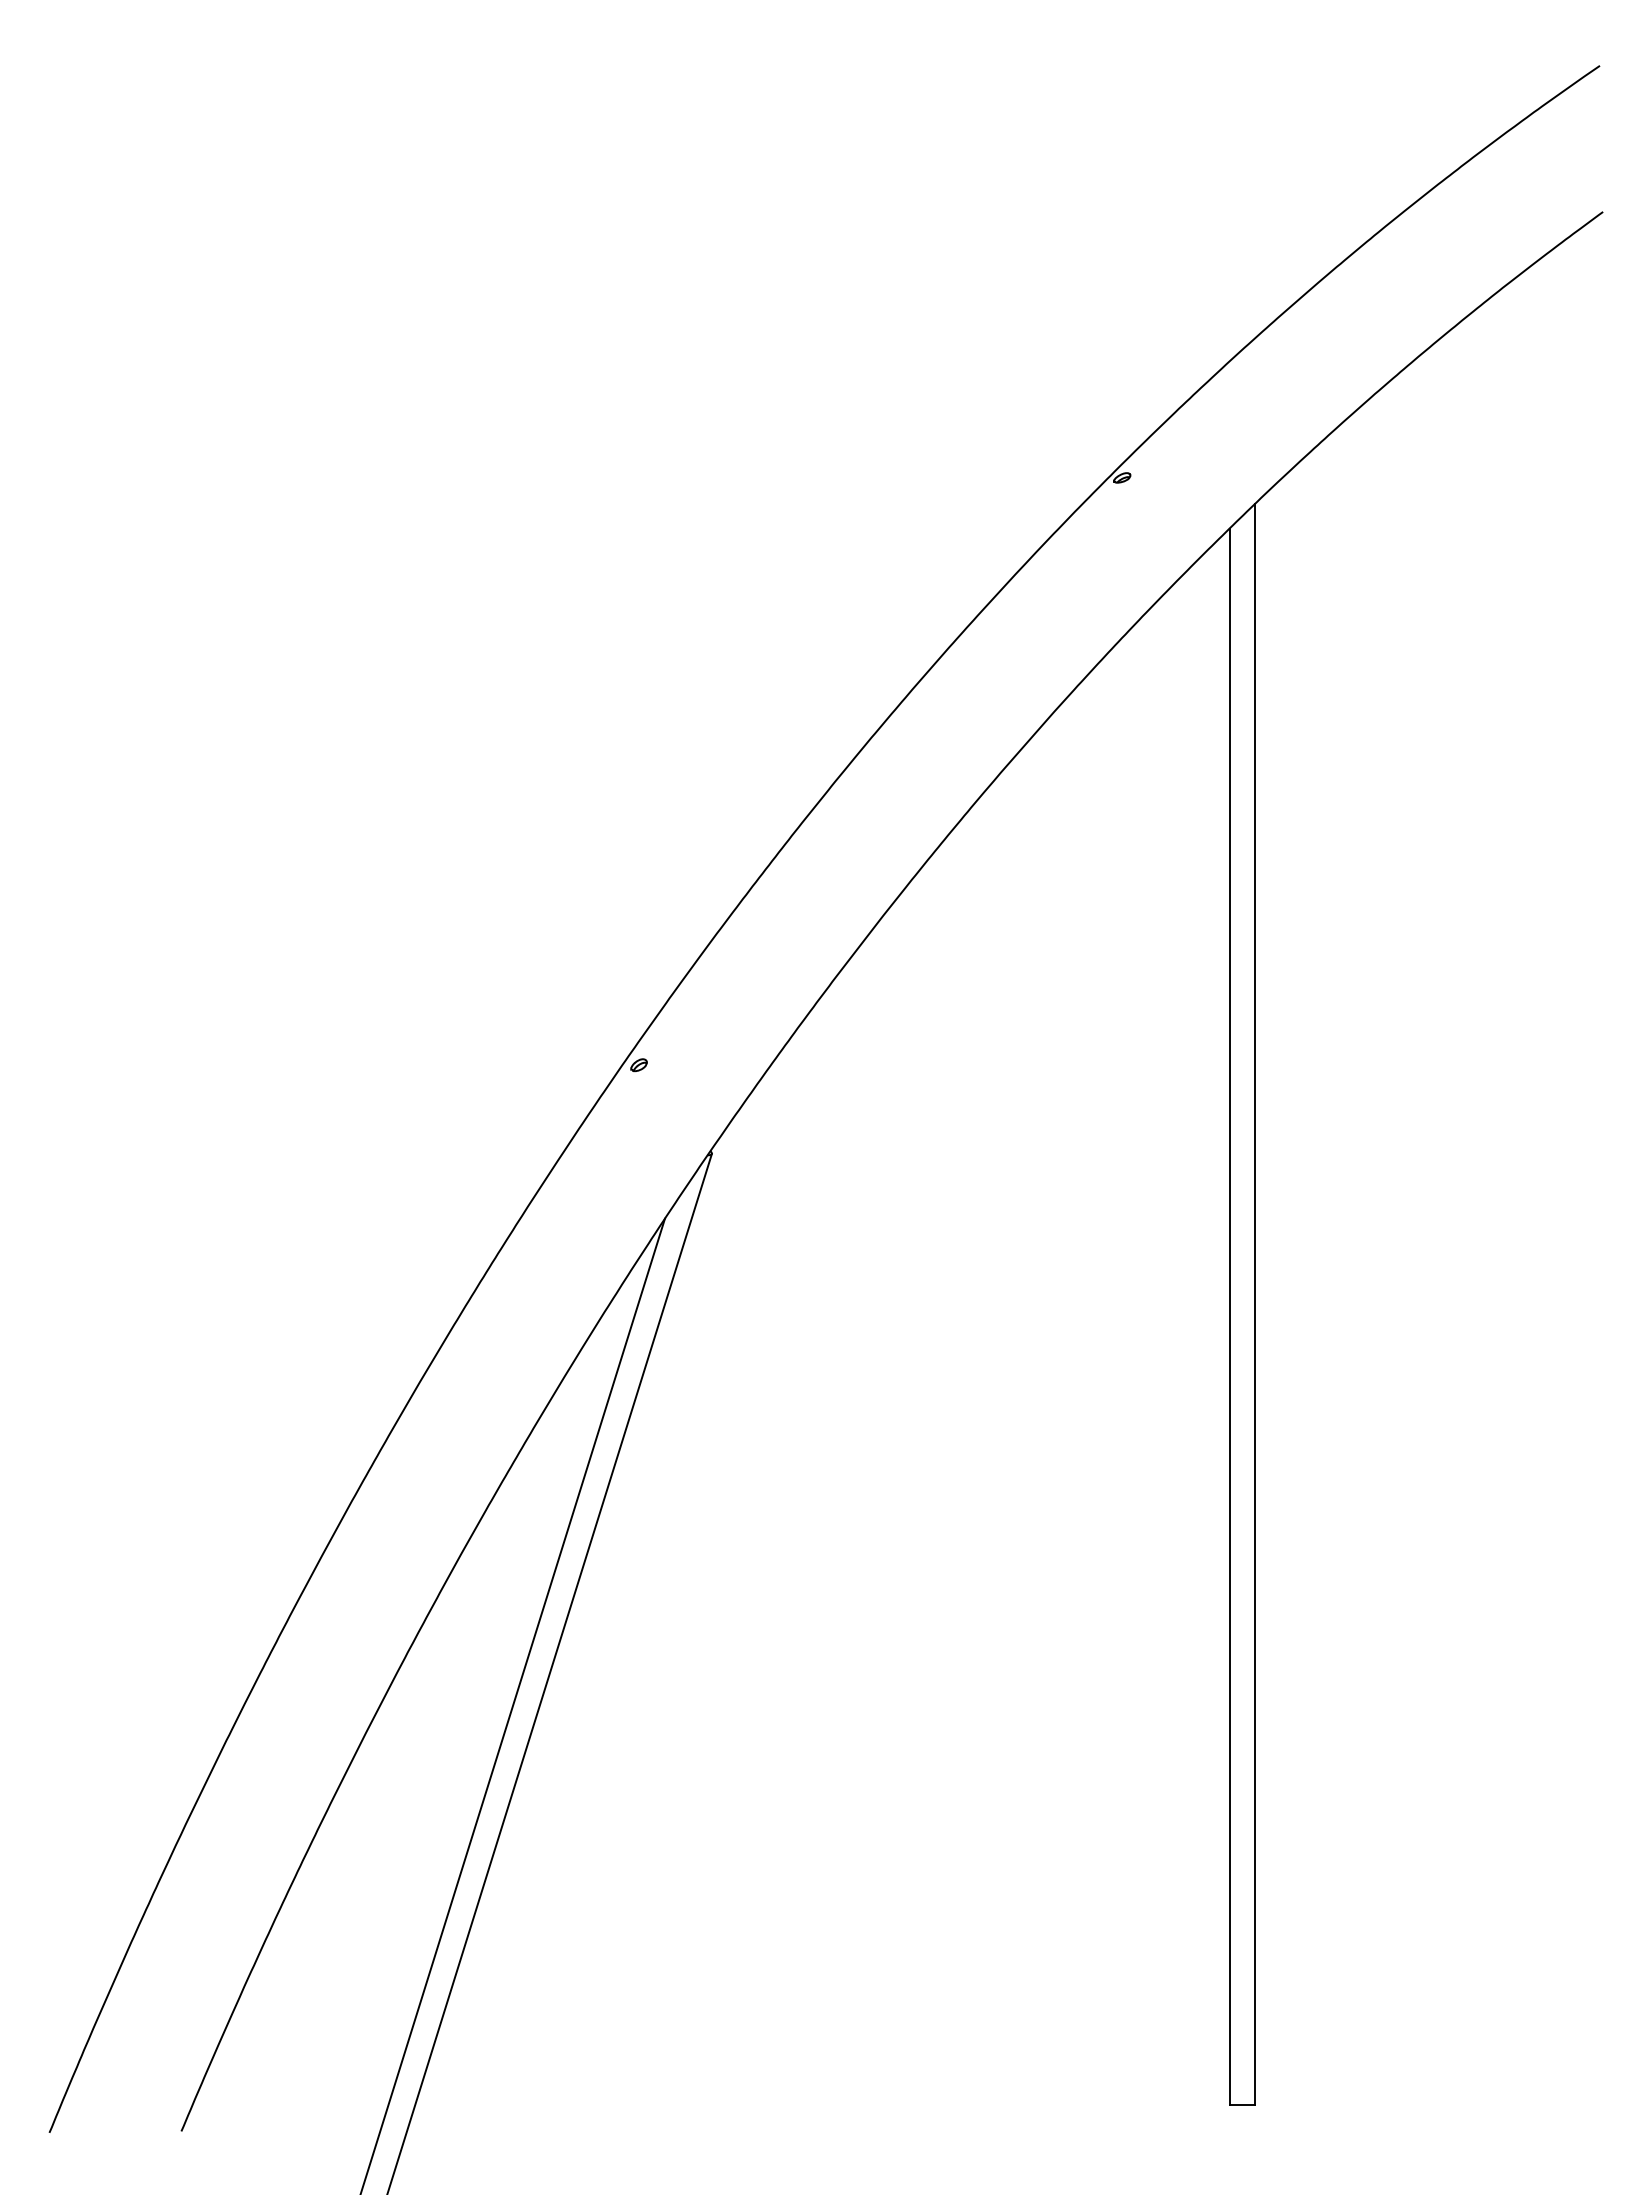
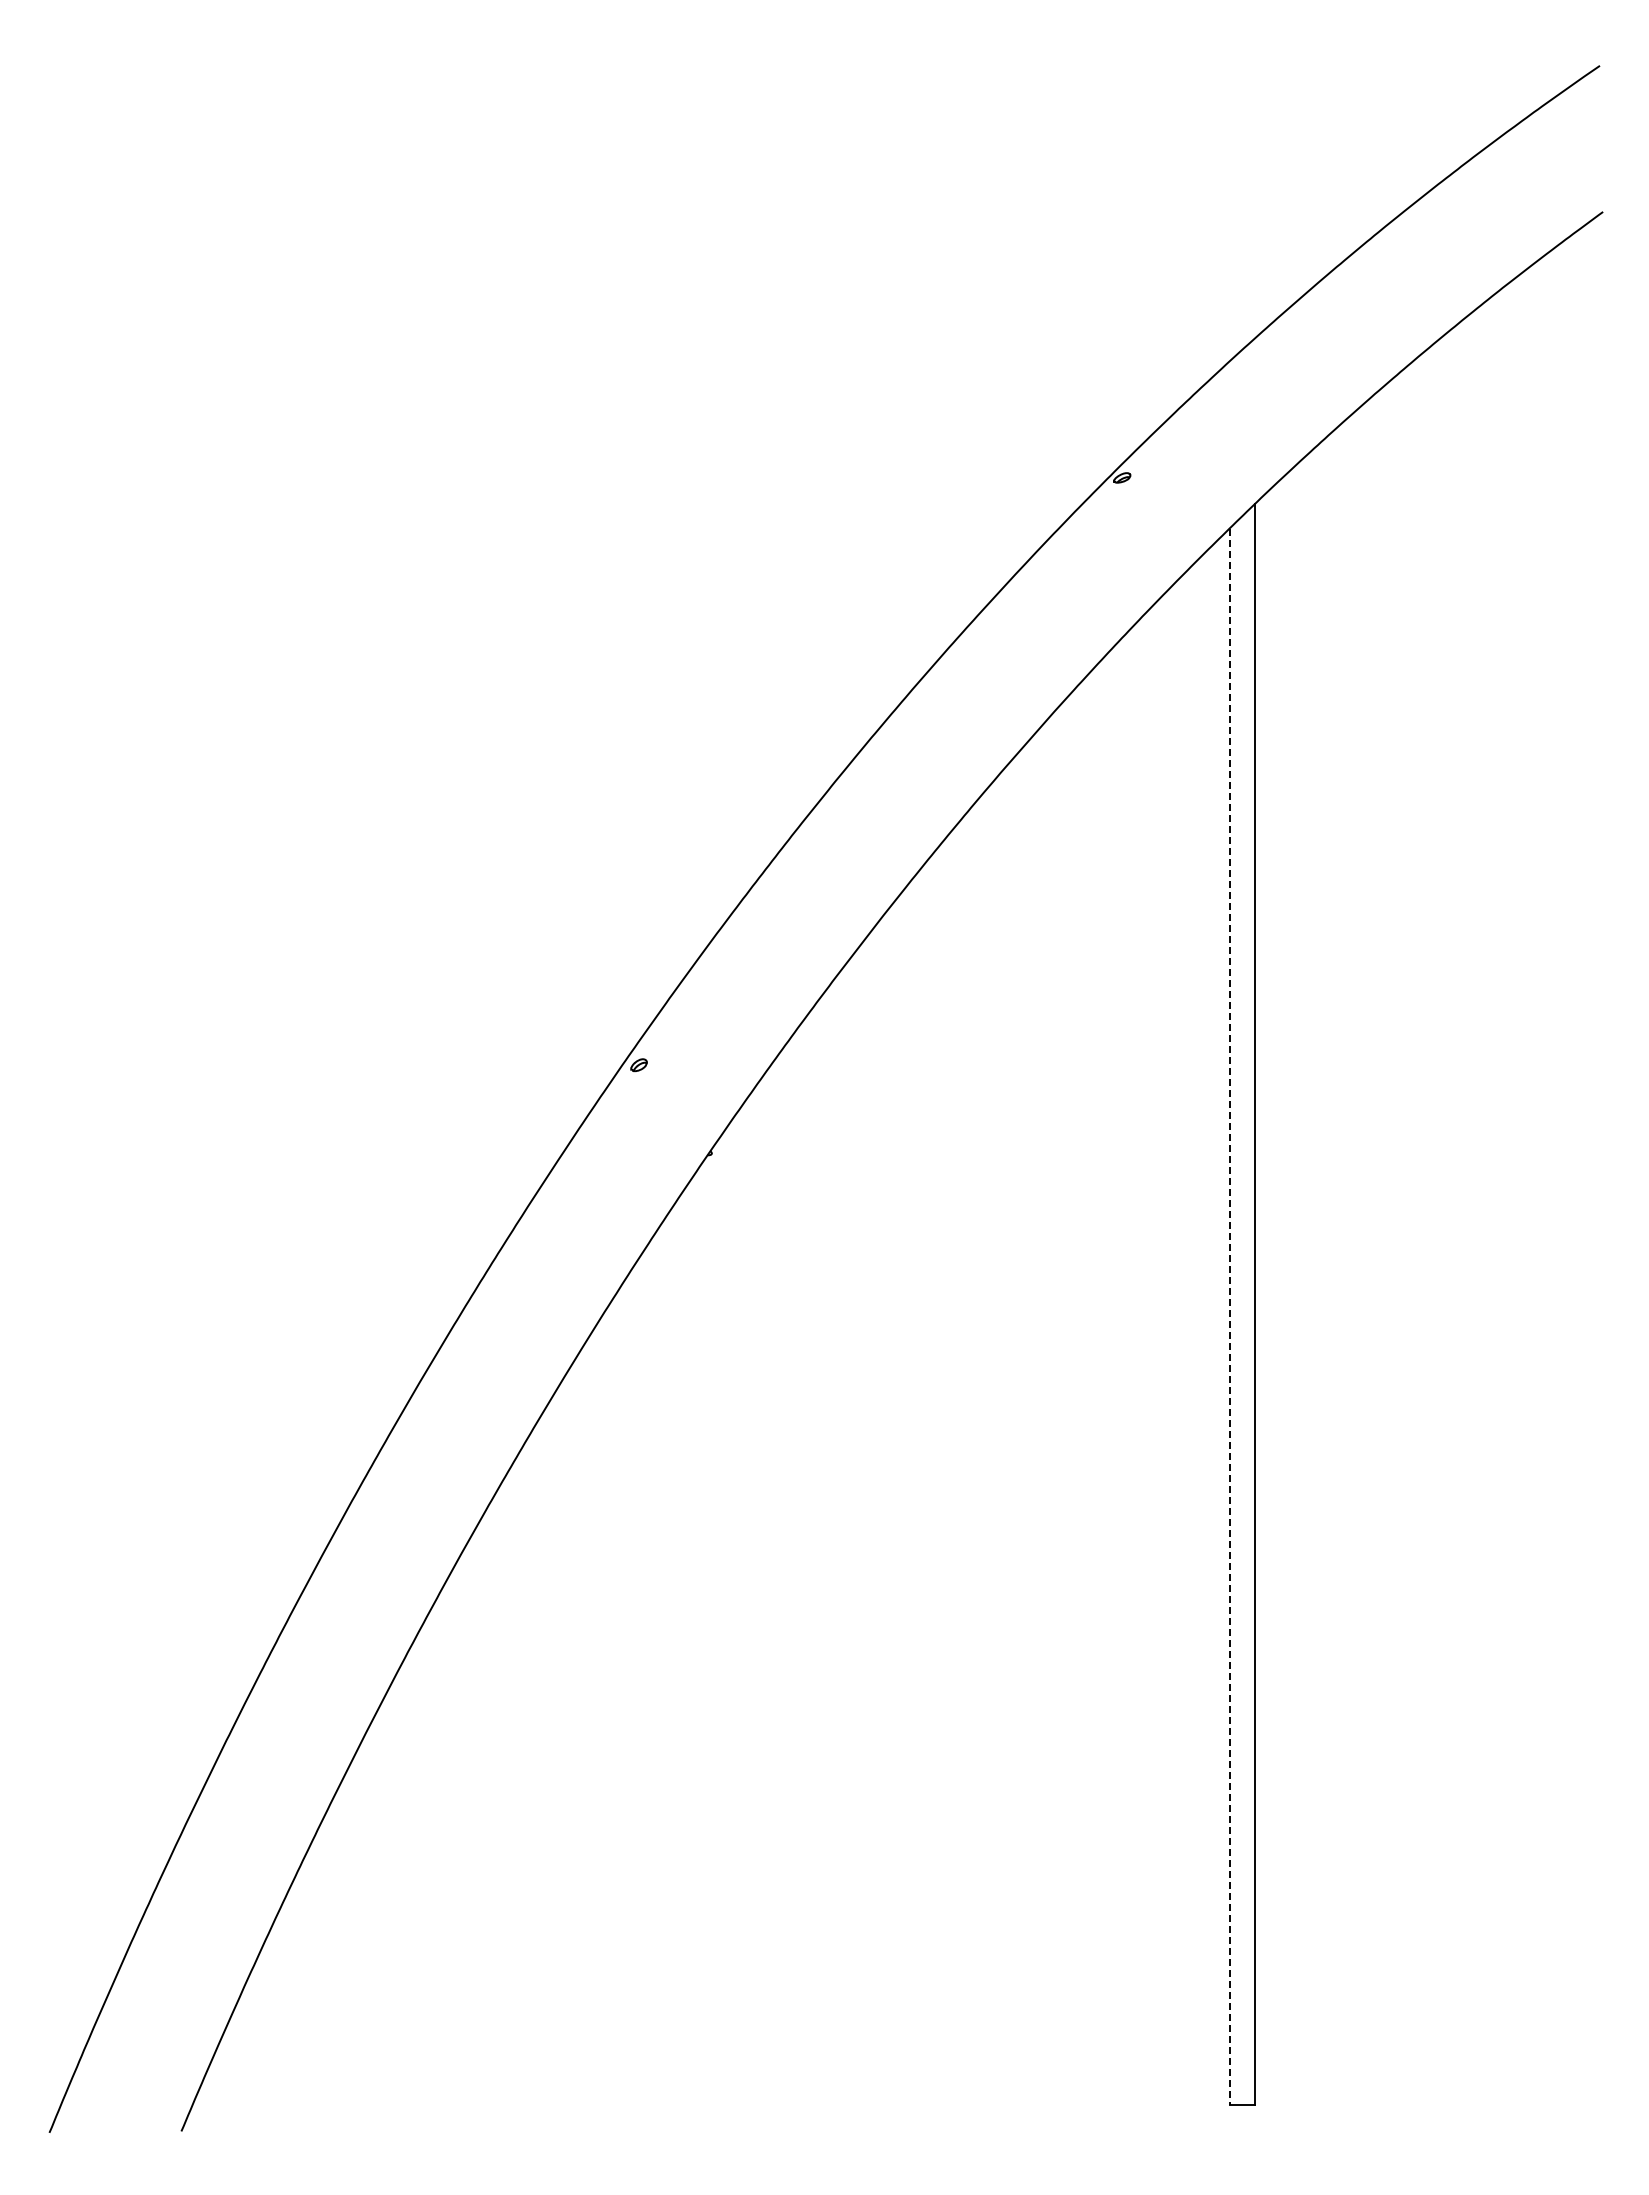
line: solid -> dashed (1229, 1317)
line: present -> none (549, 1672)
line: present -> none (512, 1704)
